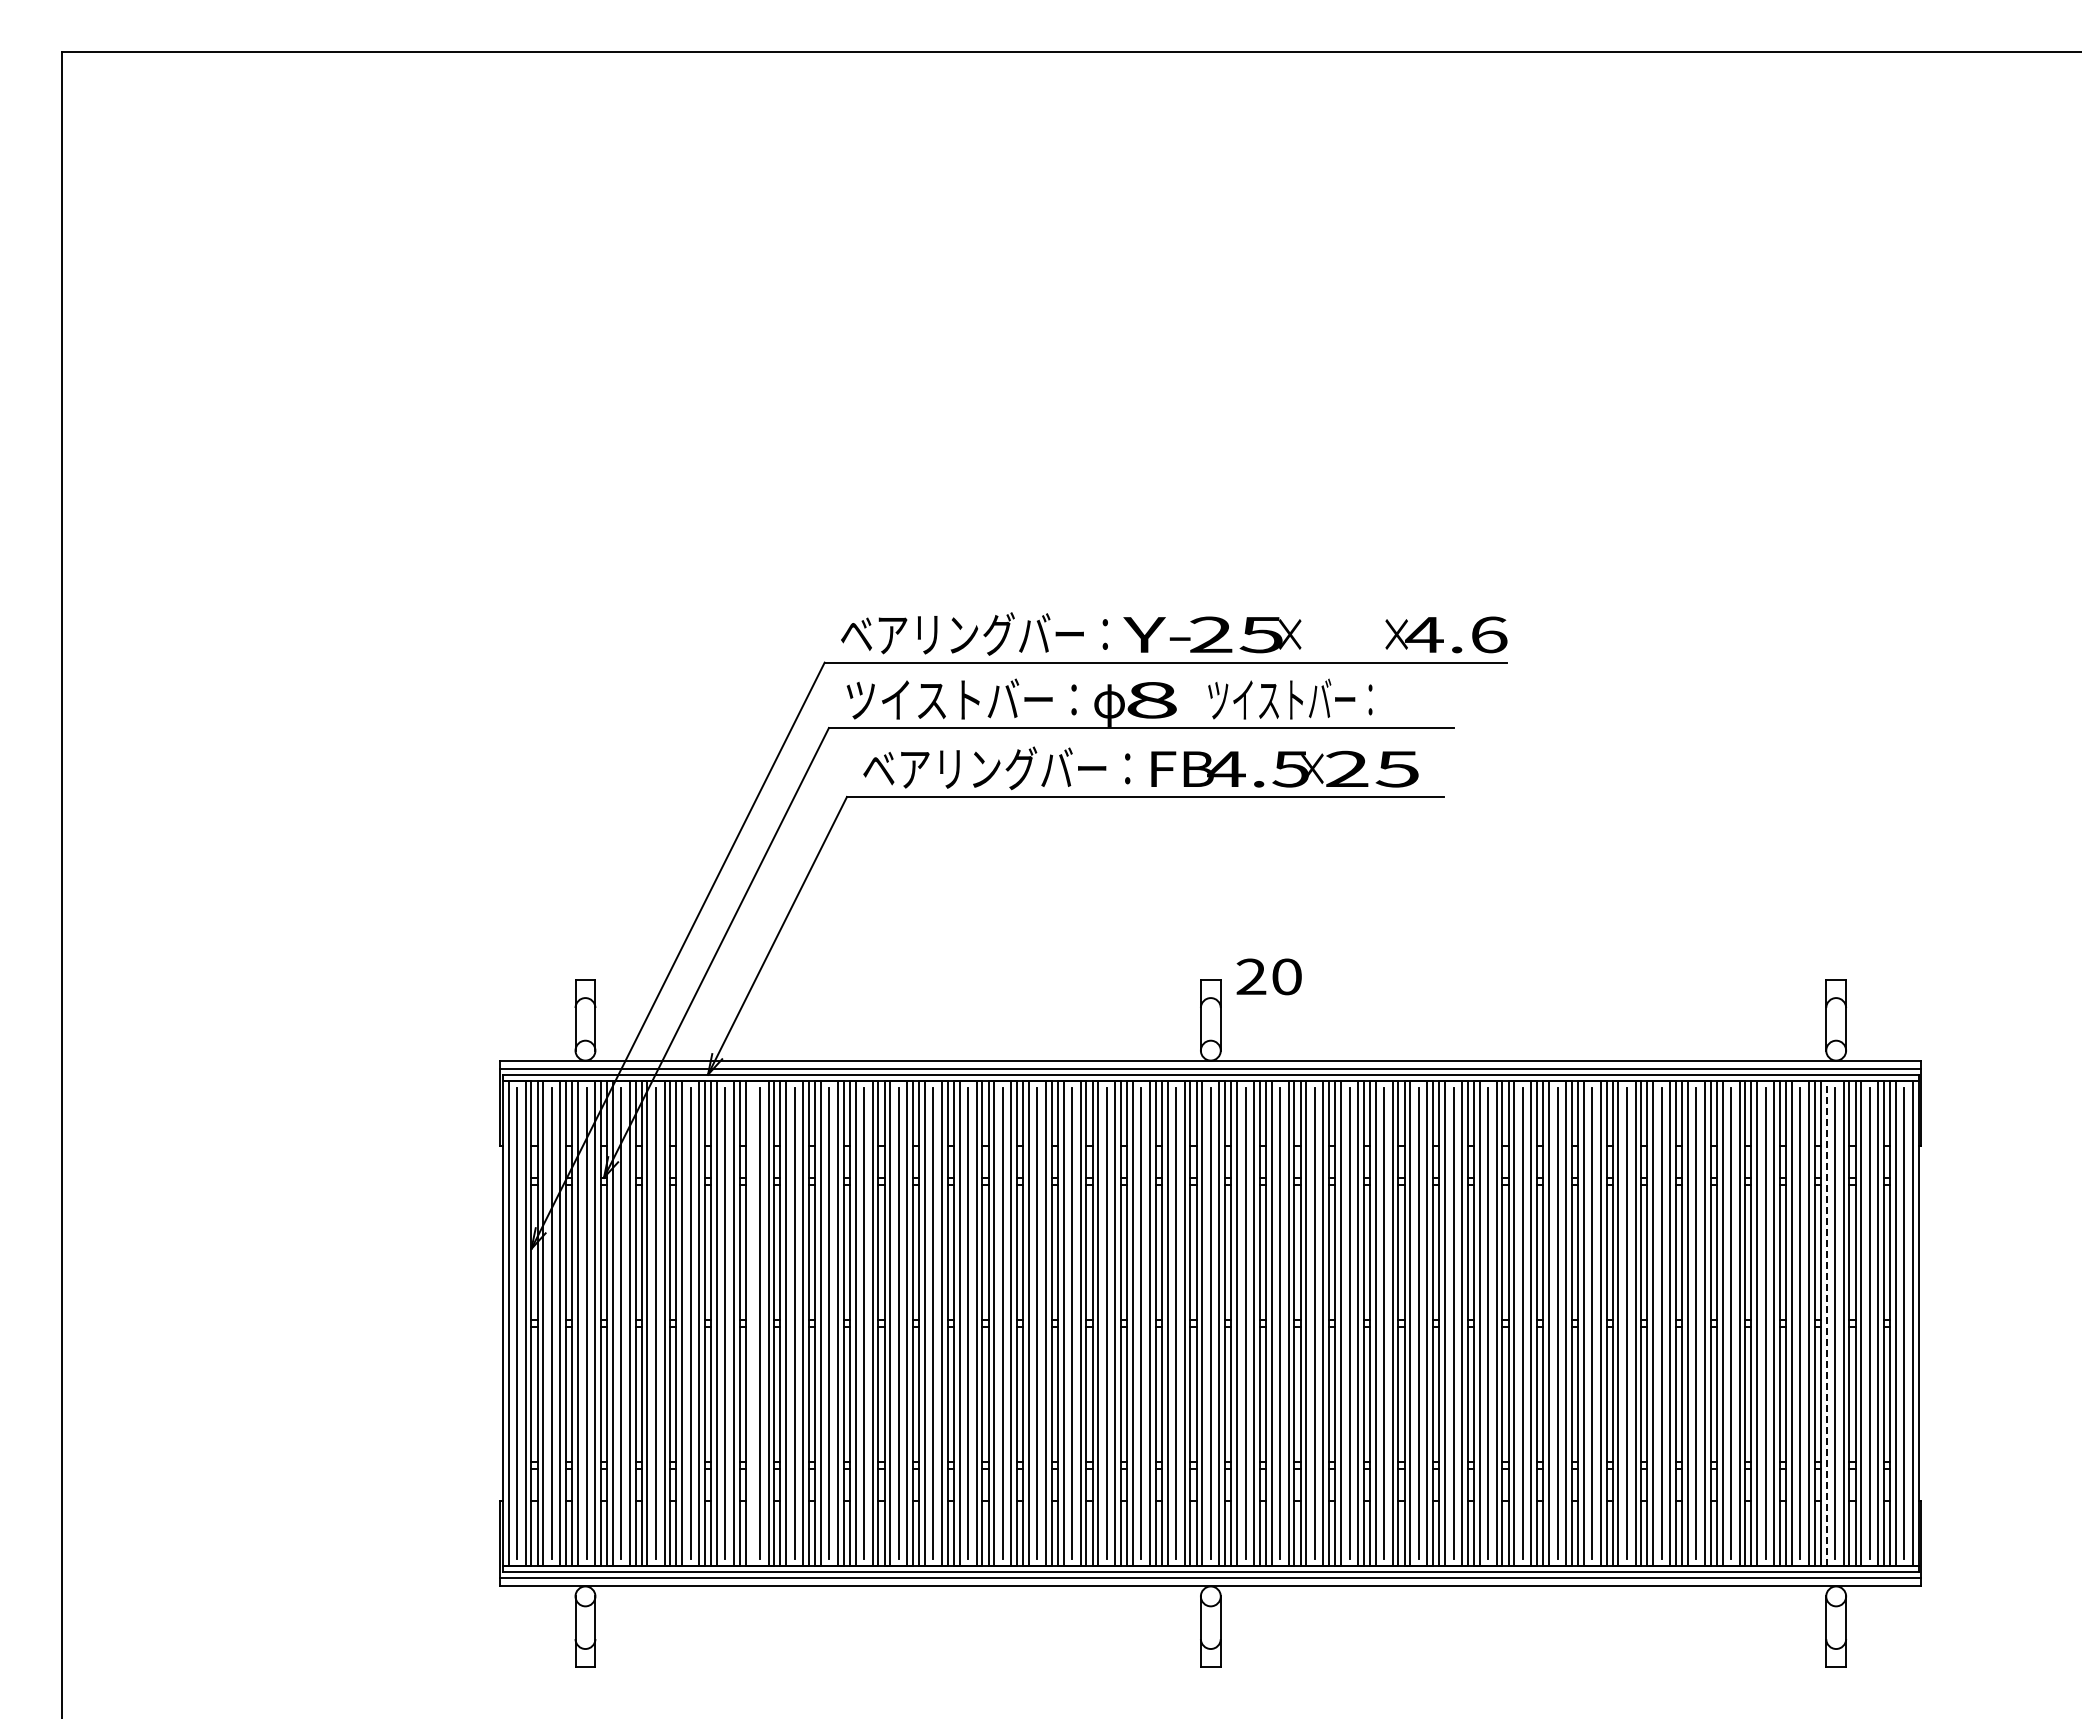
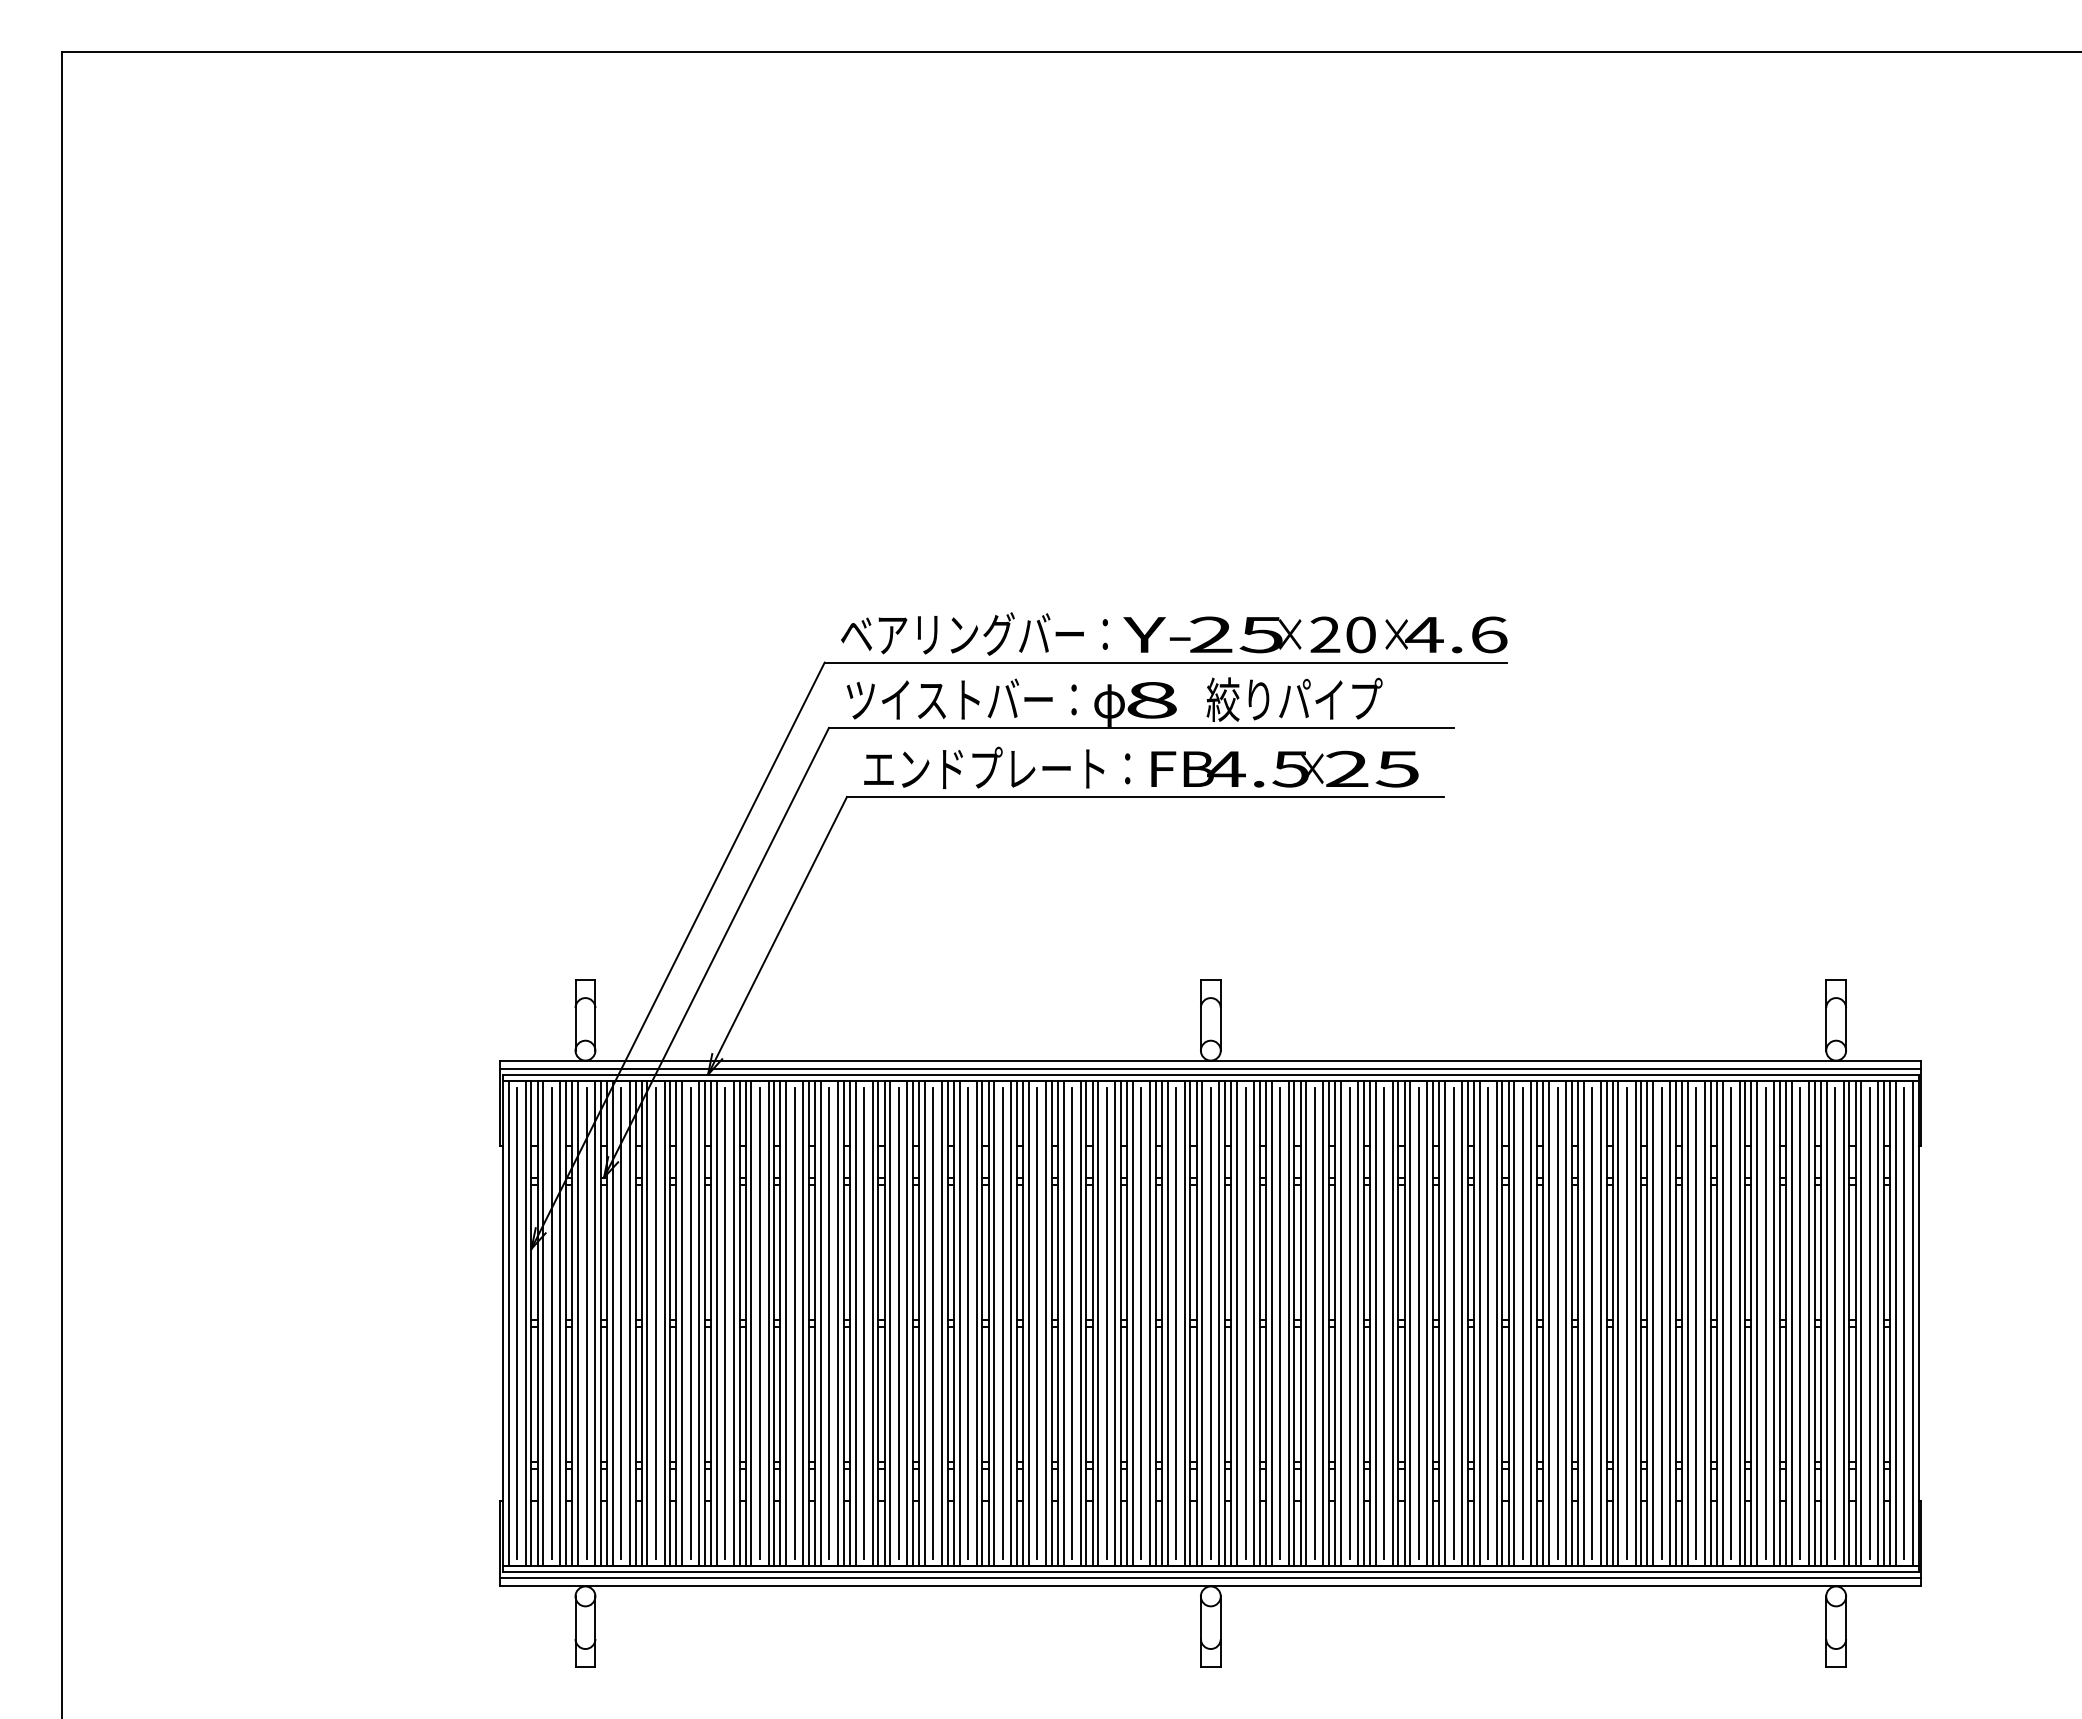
text: ツイストバー： -> 絞りパイプ (1294, 699)
text: ベアリングバー： -> エンドプレート： (984, 768)
text position: (1268, 976) -> (1342, 634) (1342, 634)
line: none -> present (751, 1323)
line: dashed -> solid (1826, 1323)
